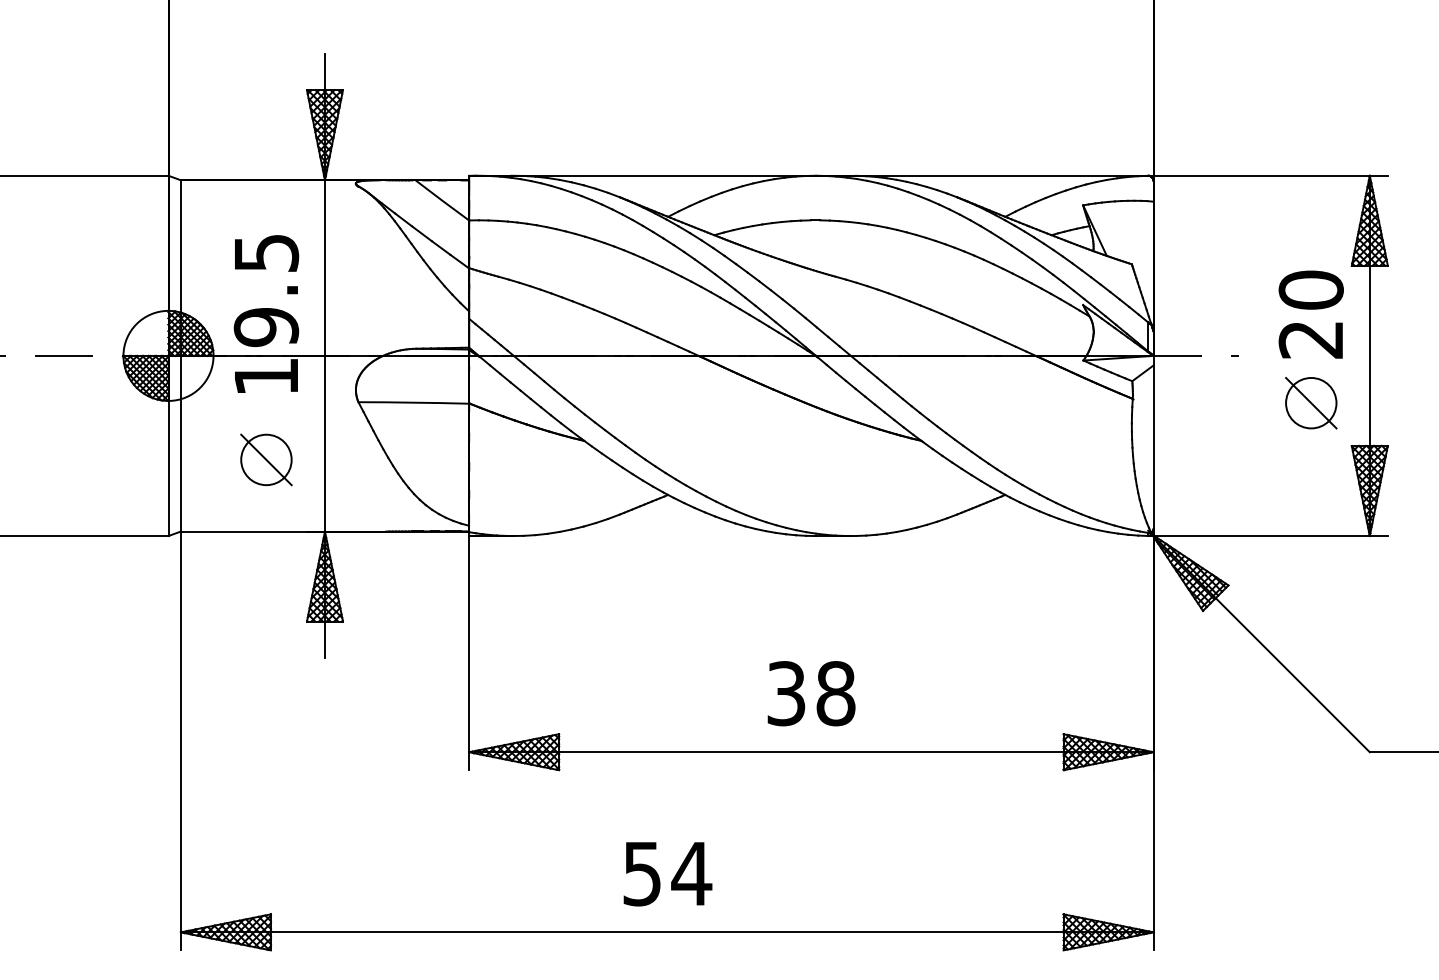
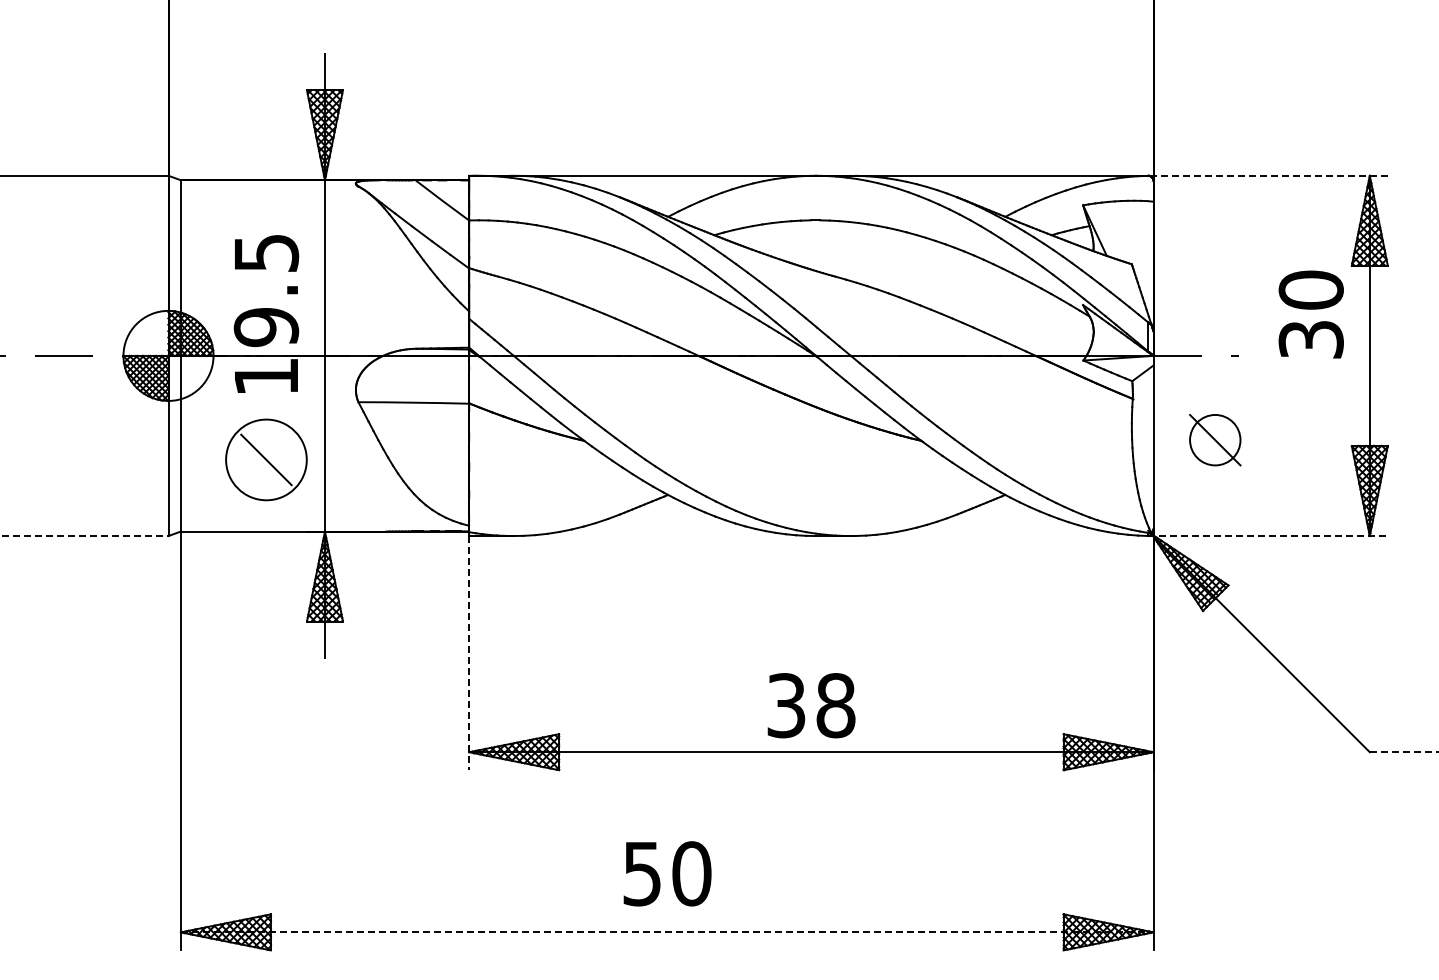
line: solid -> dashed (1268, 175)
text: 20 -> 30 (1310, 339)
part position: (1311, 403) -> (1215, 440) (1215, 440)
circle diameter: 50 px -> 81 px (266, 459)
line: solid -> dashed (84, 536)
line: solid -> dashed (1268, 536)
line: solid -> dashed (469, 653)
text position: (811, 693) -> (811, 705) (811, 705)
line: solid -> dashed (1404, 752)
text: 54 -> 50 (691, 873)
line: solid -> dashed (667, 932)
